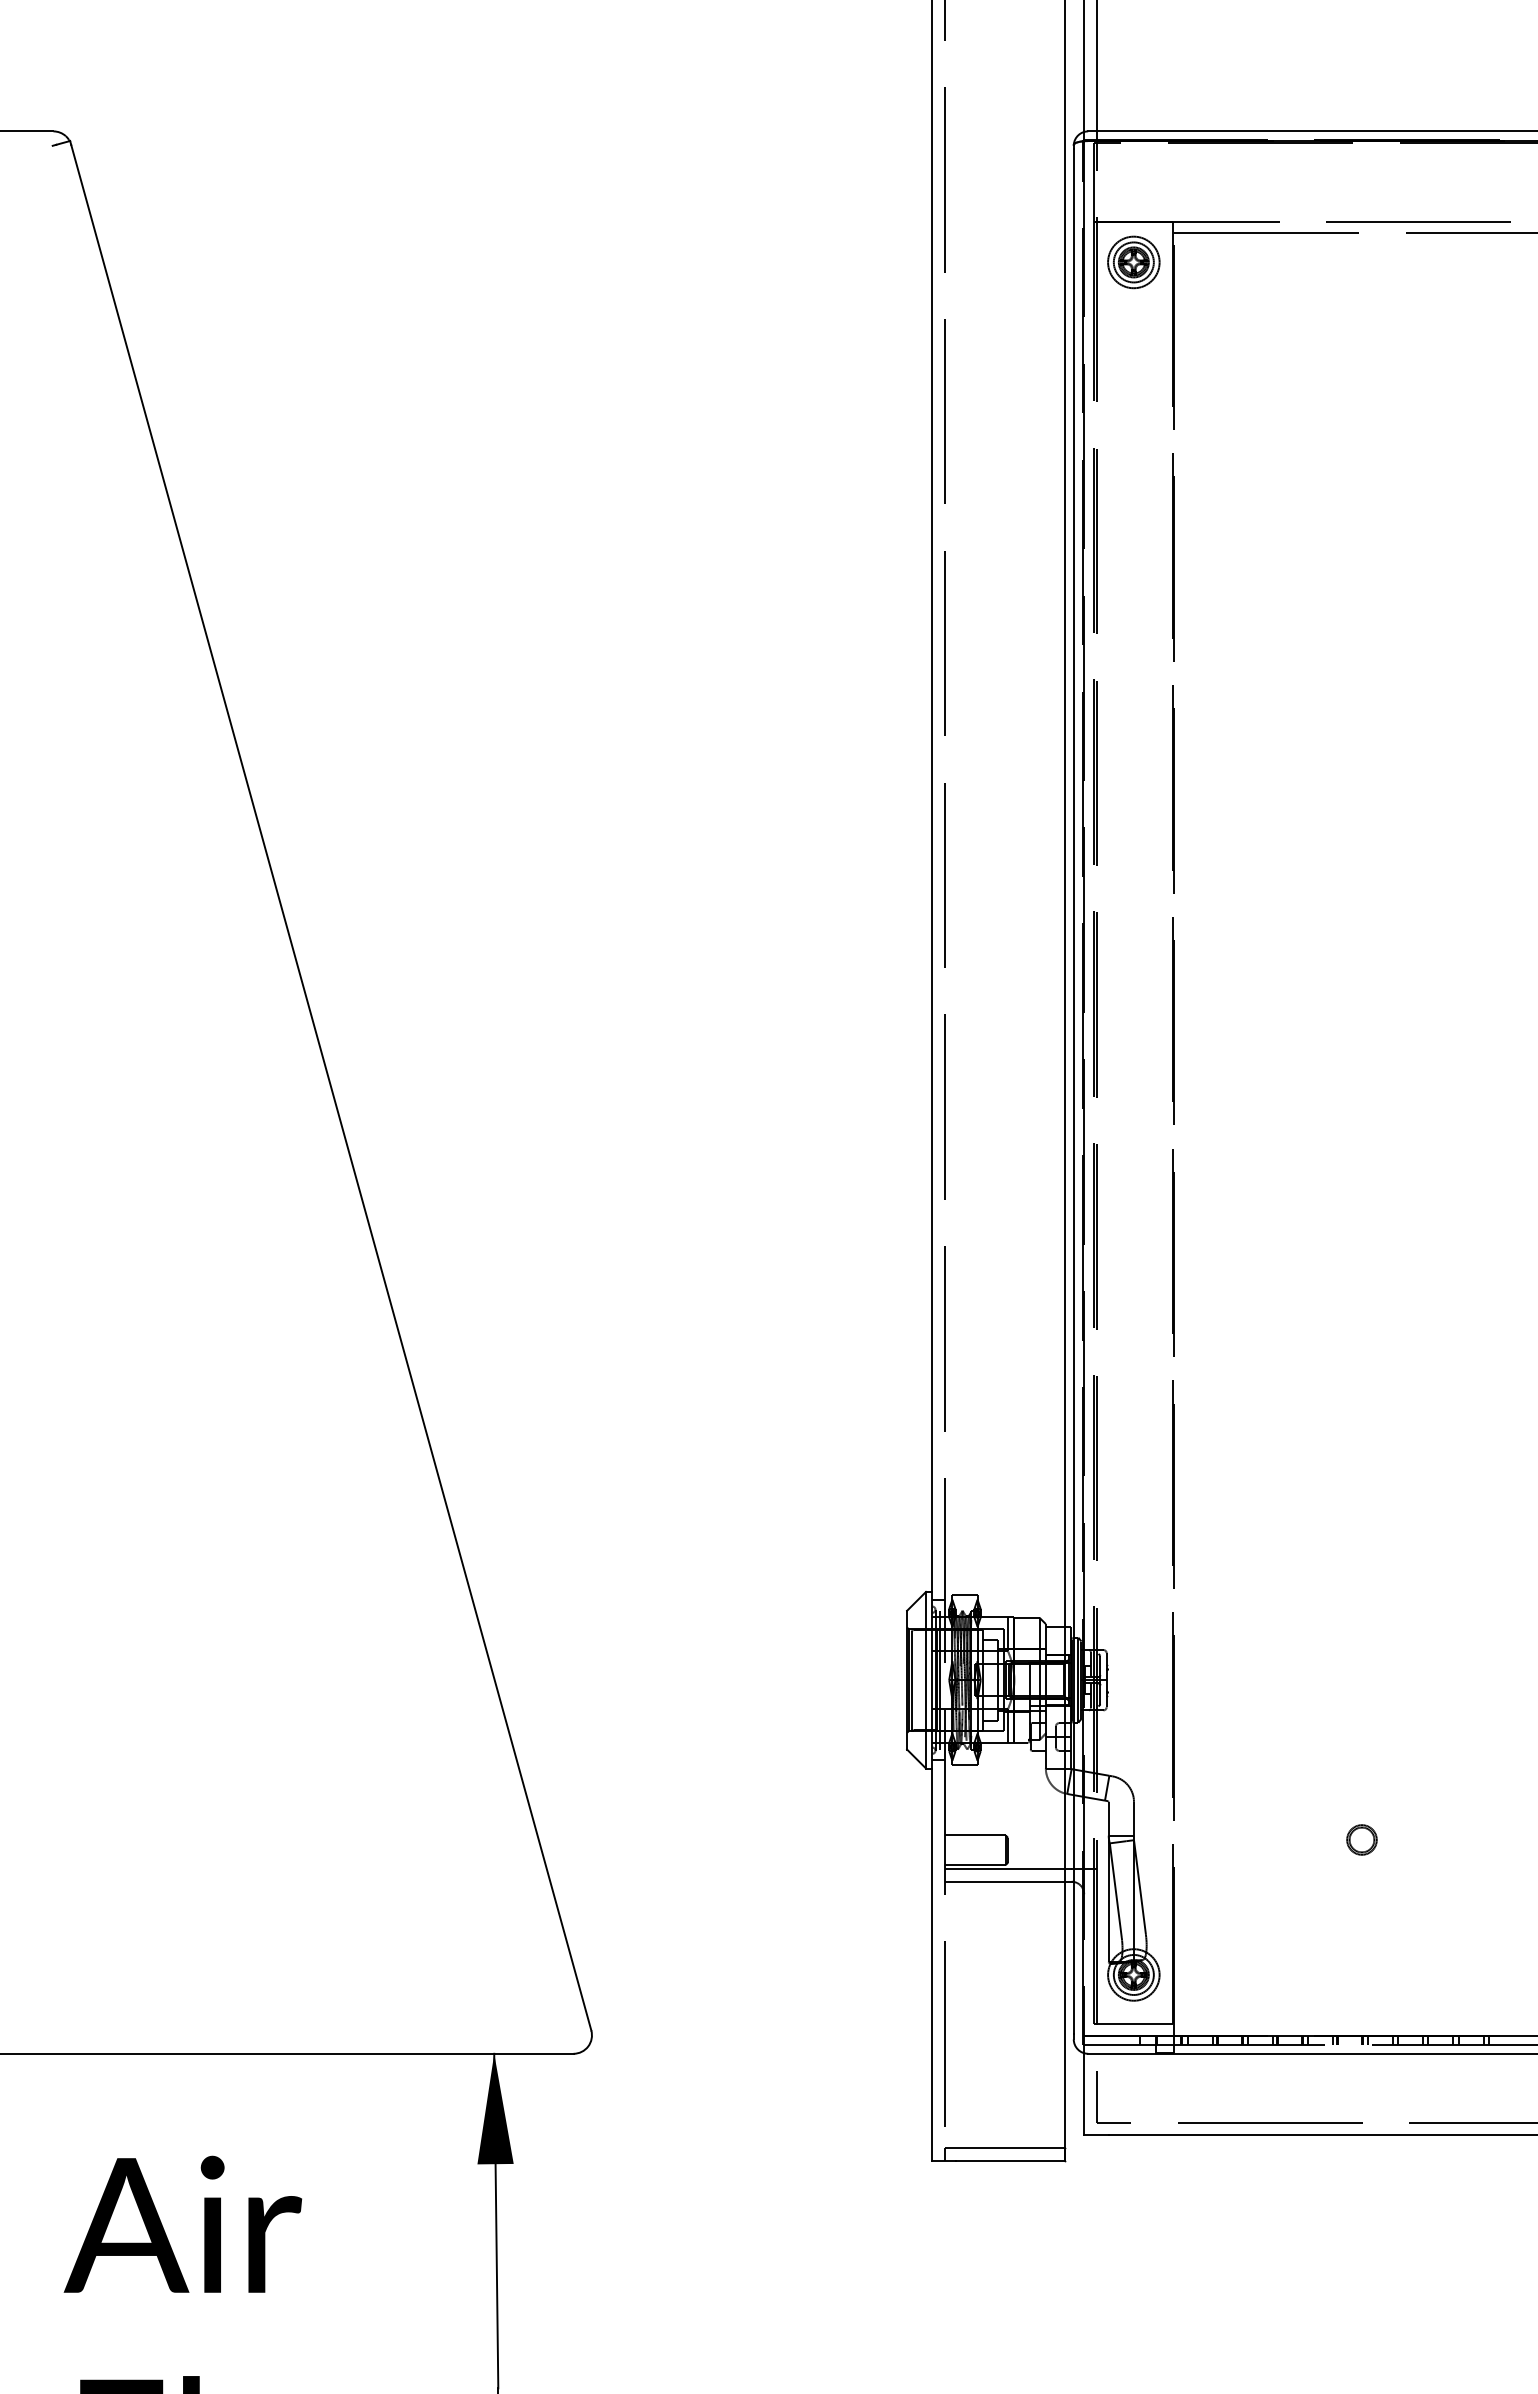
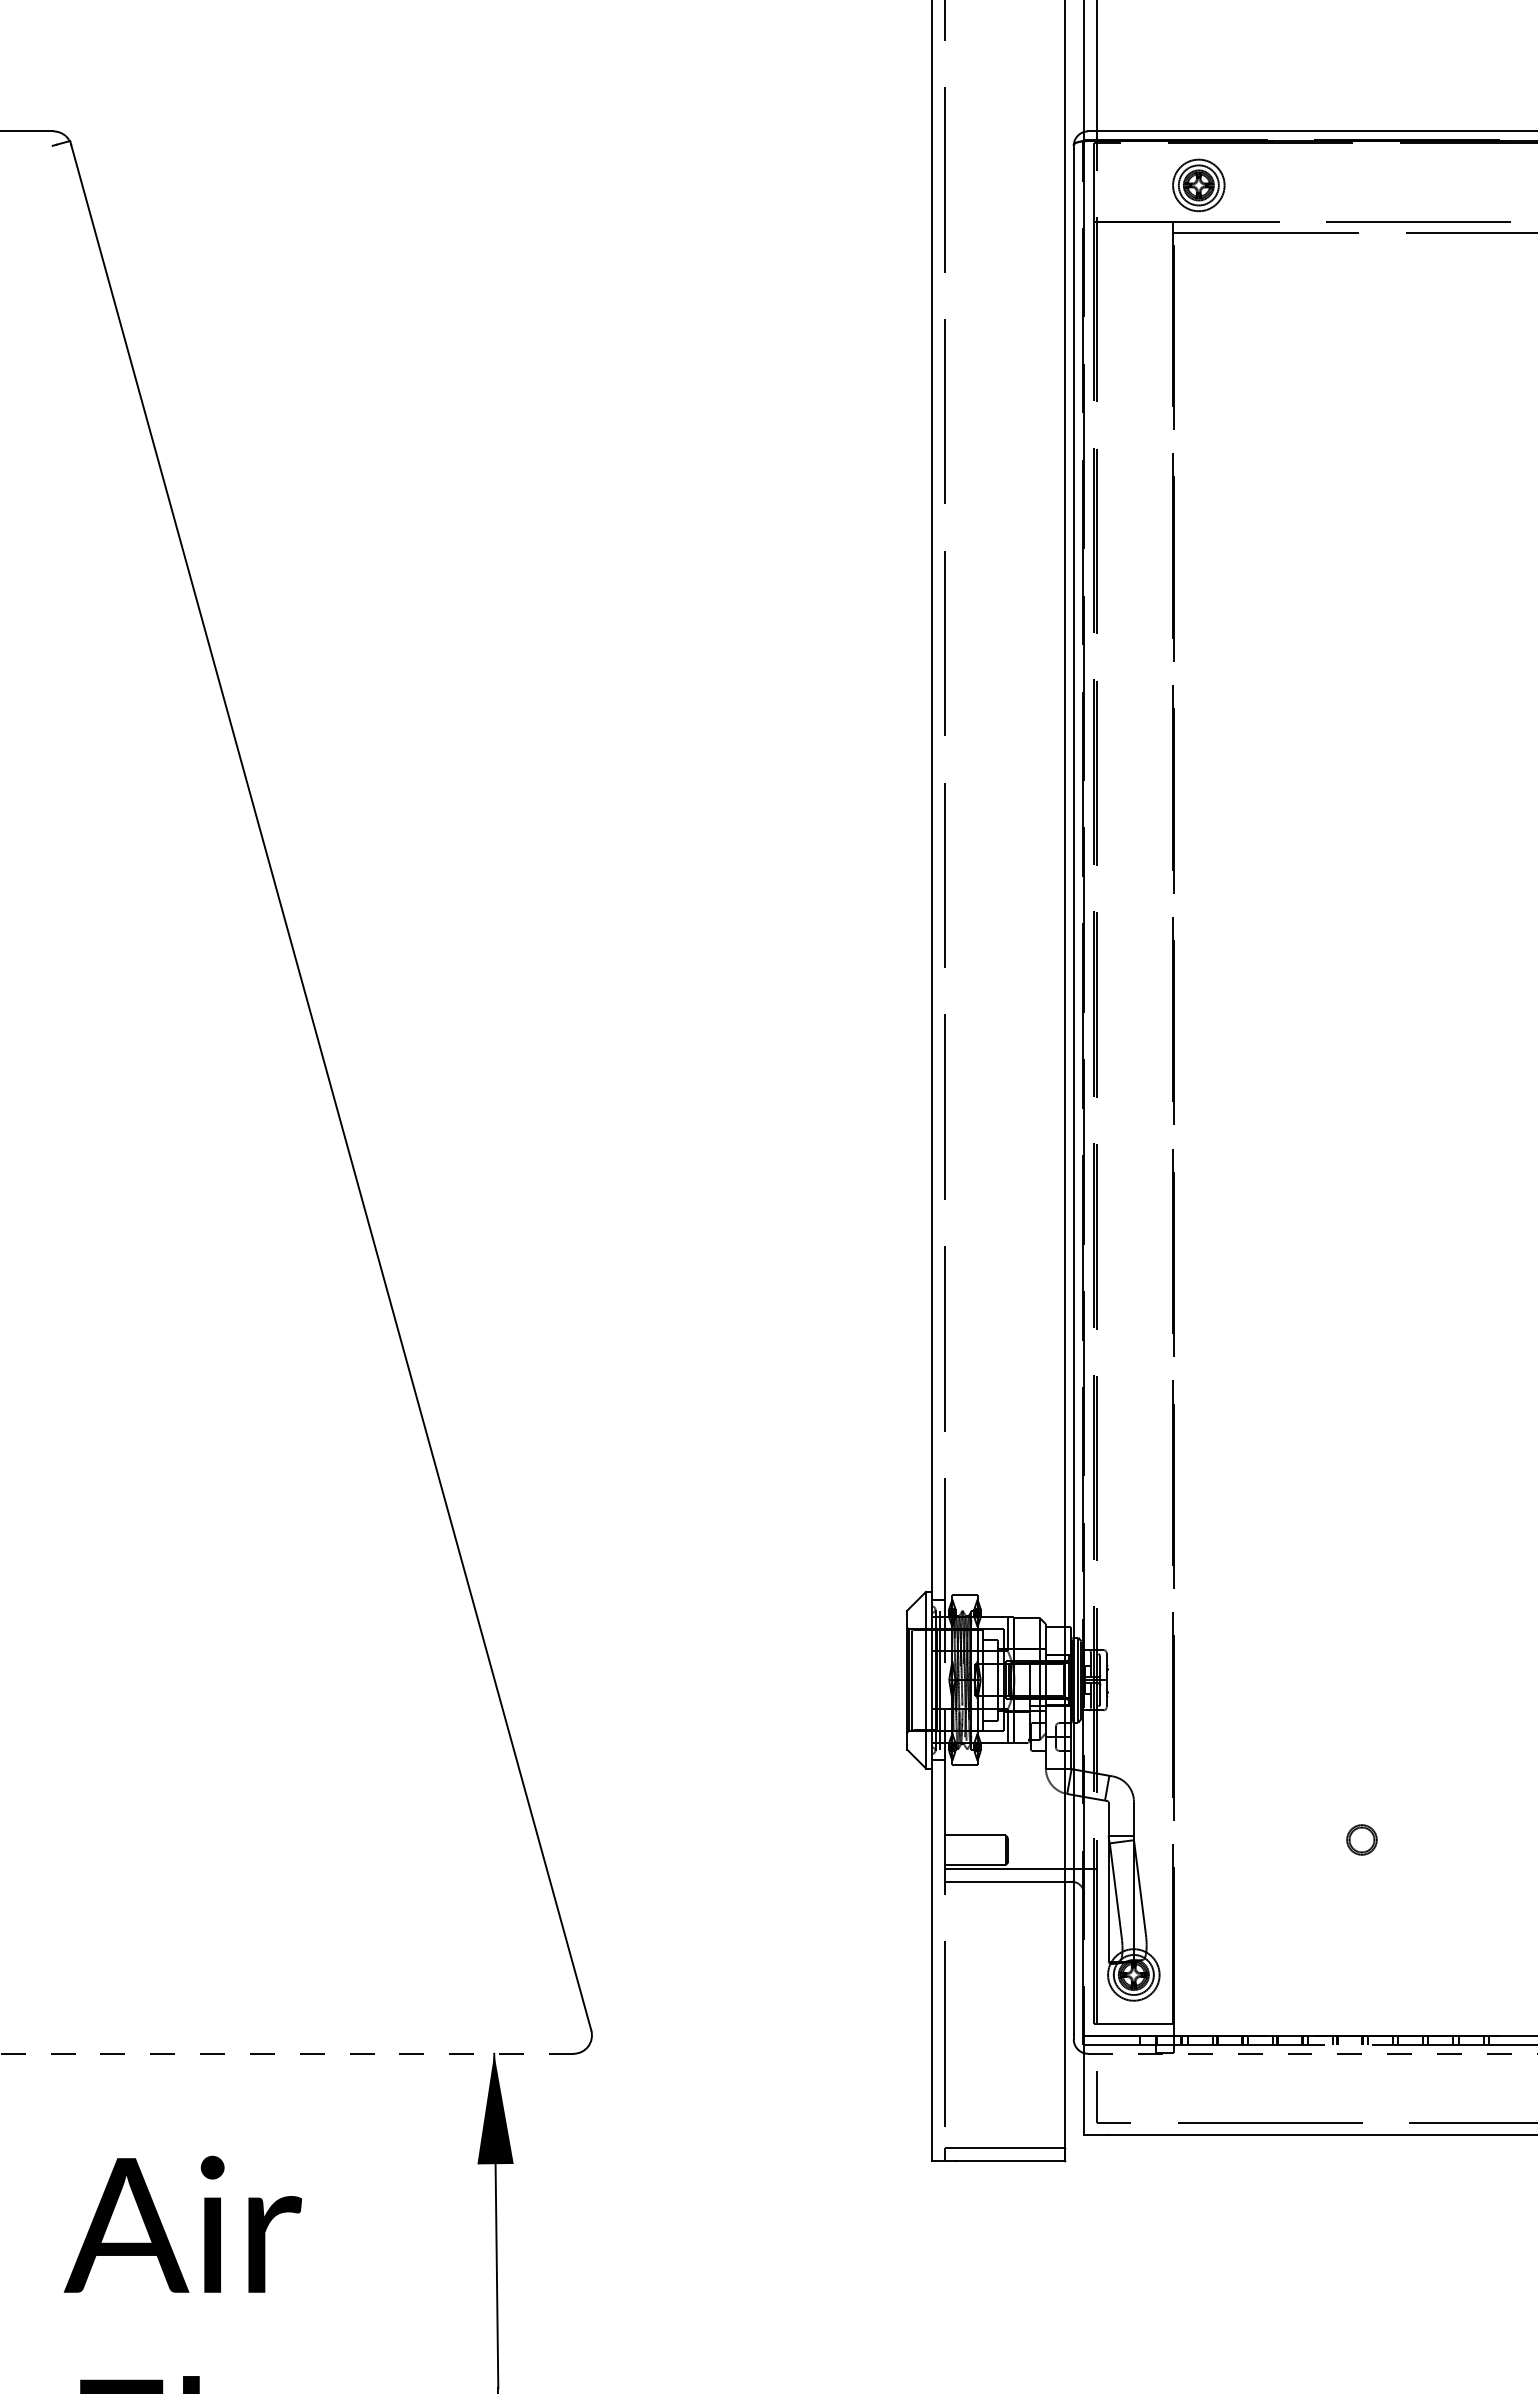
part position: (1133, 262) -> (1198, 185) (1198, 185)
line: solid -> dashed (286, 2053)
line: solid -> dashed (1313, 2053)
